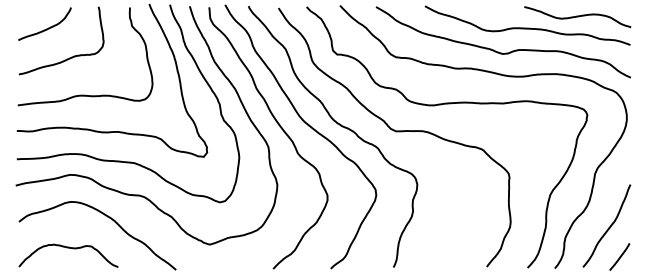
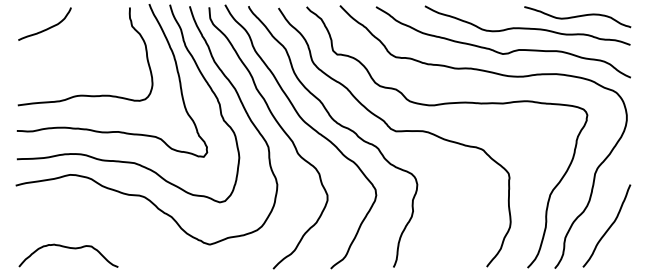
curve: present -> none (69, 57)
curve: present -> none (107, 217)
line: present -> none (619, 256)
